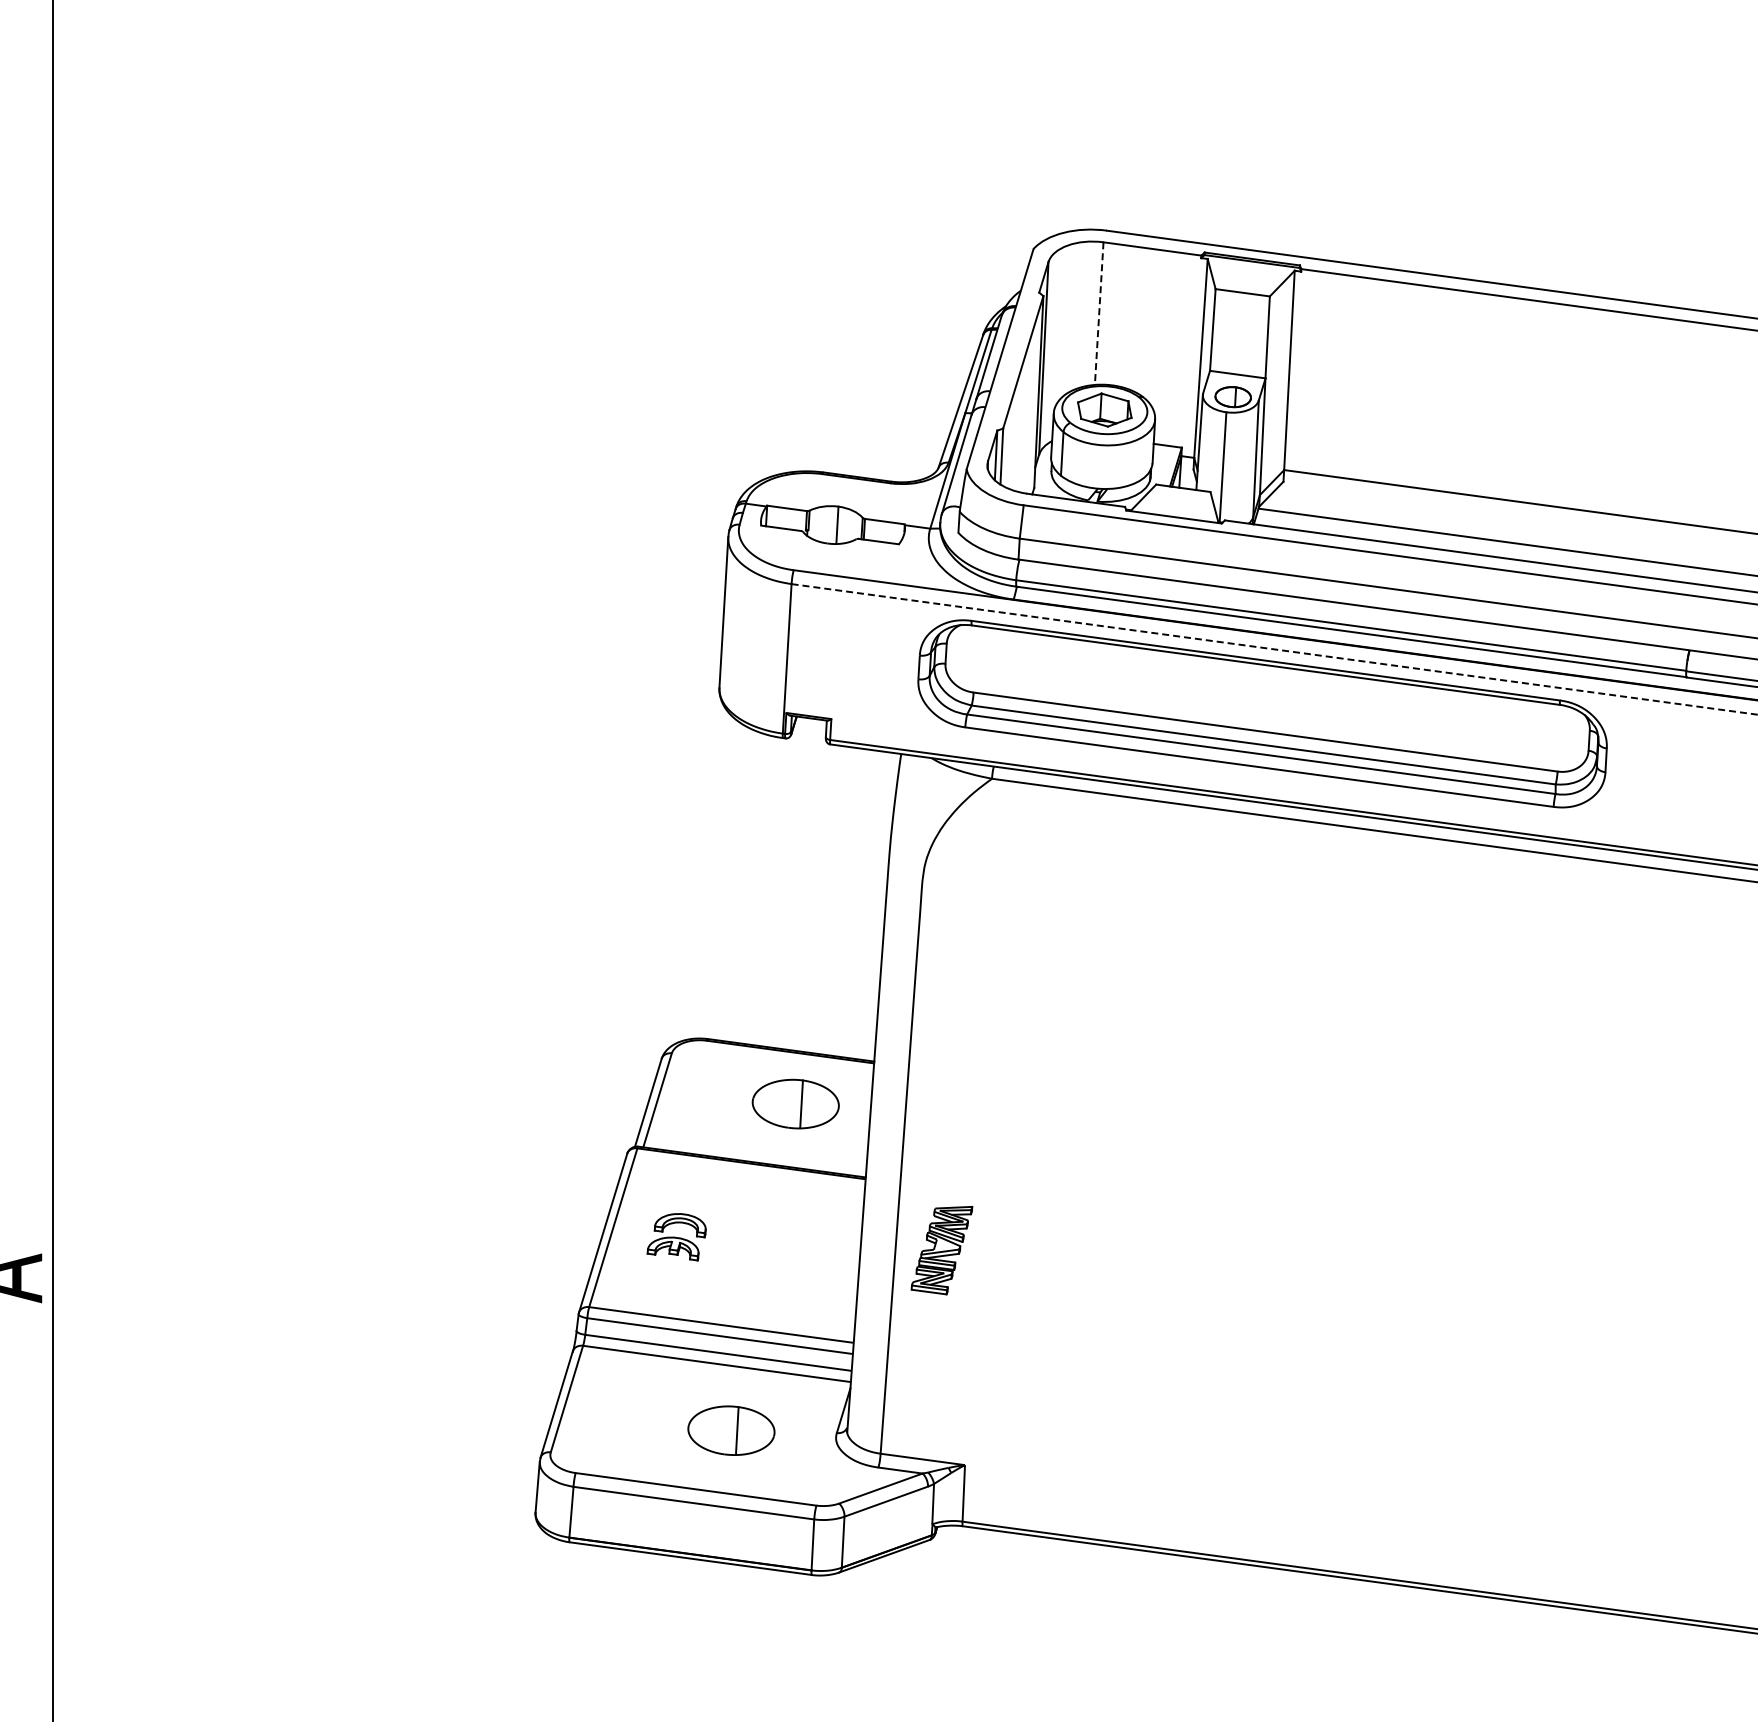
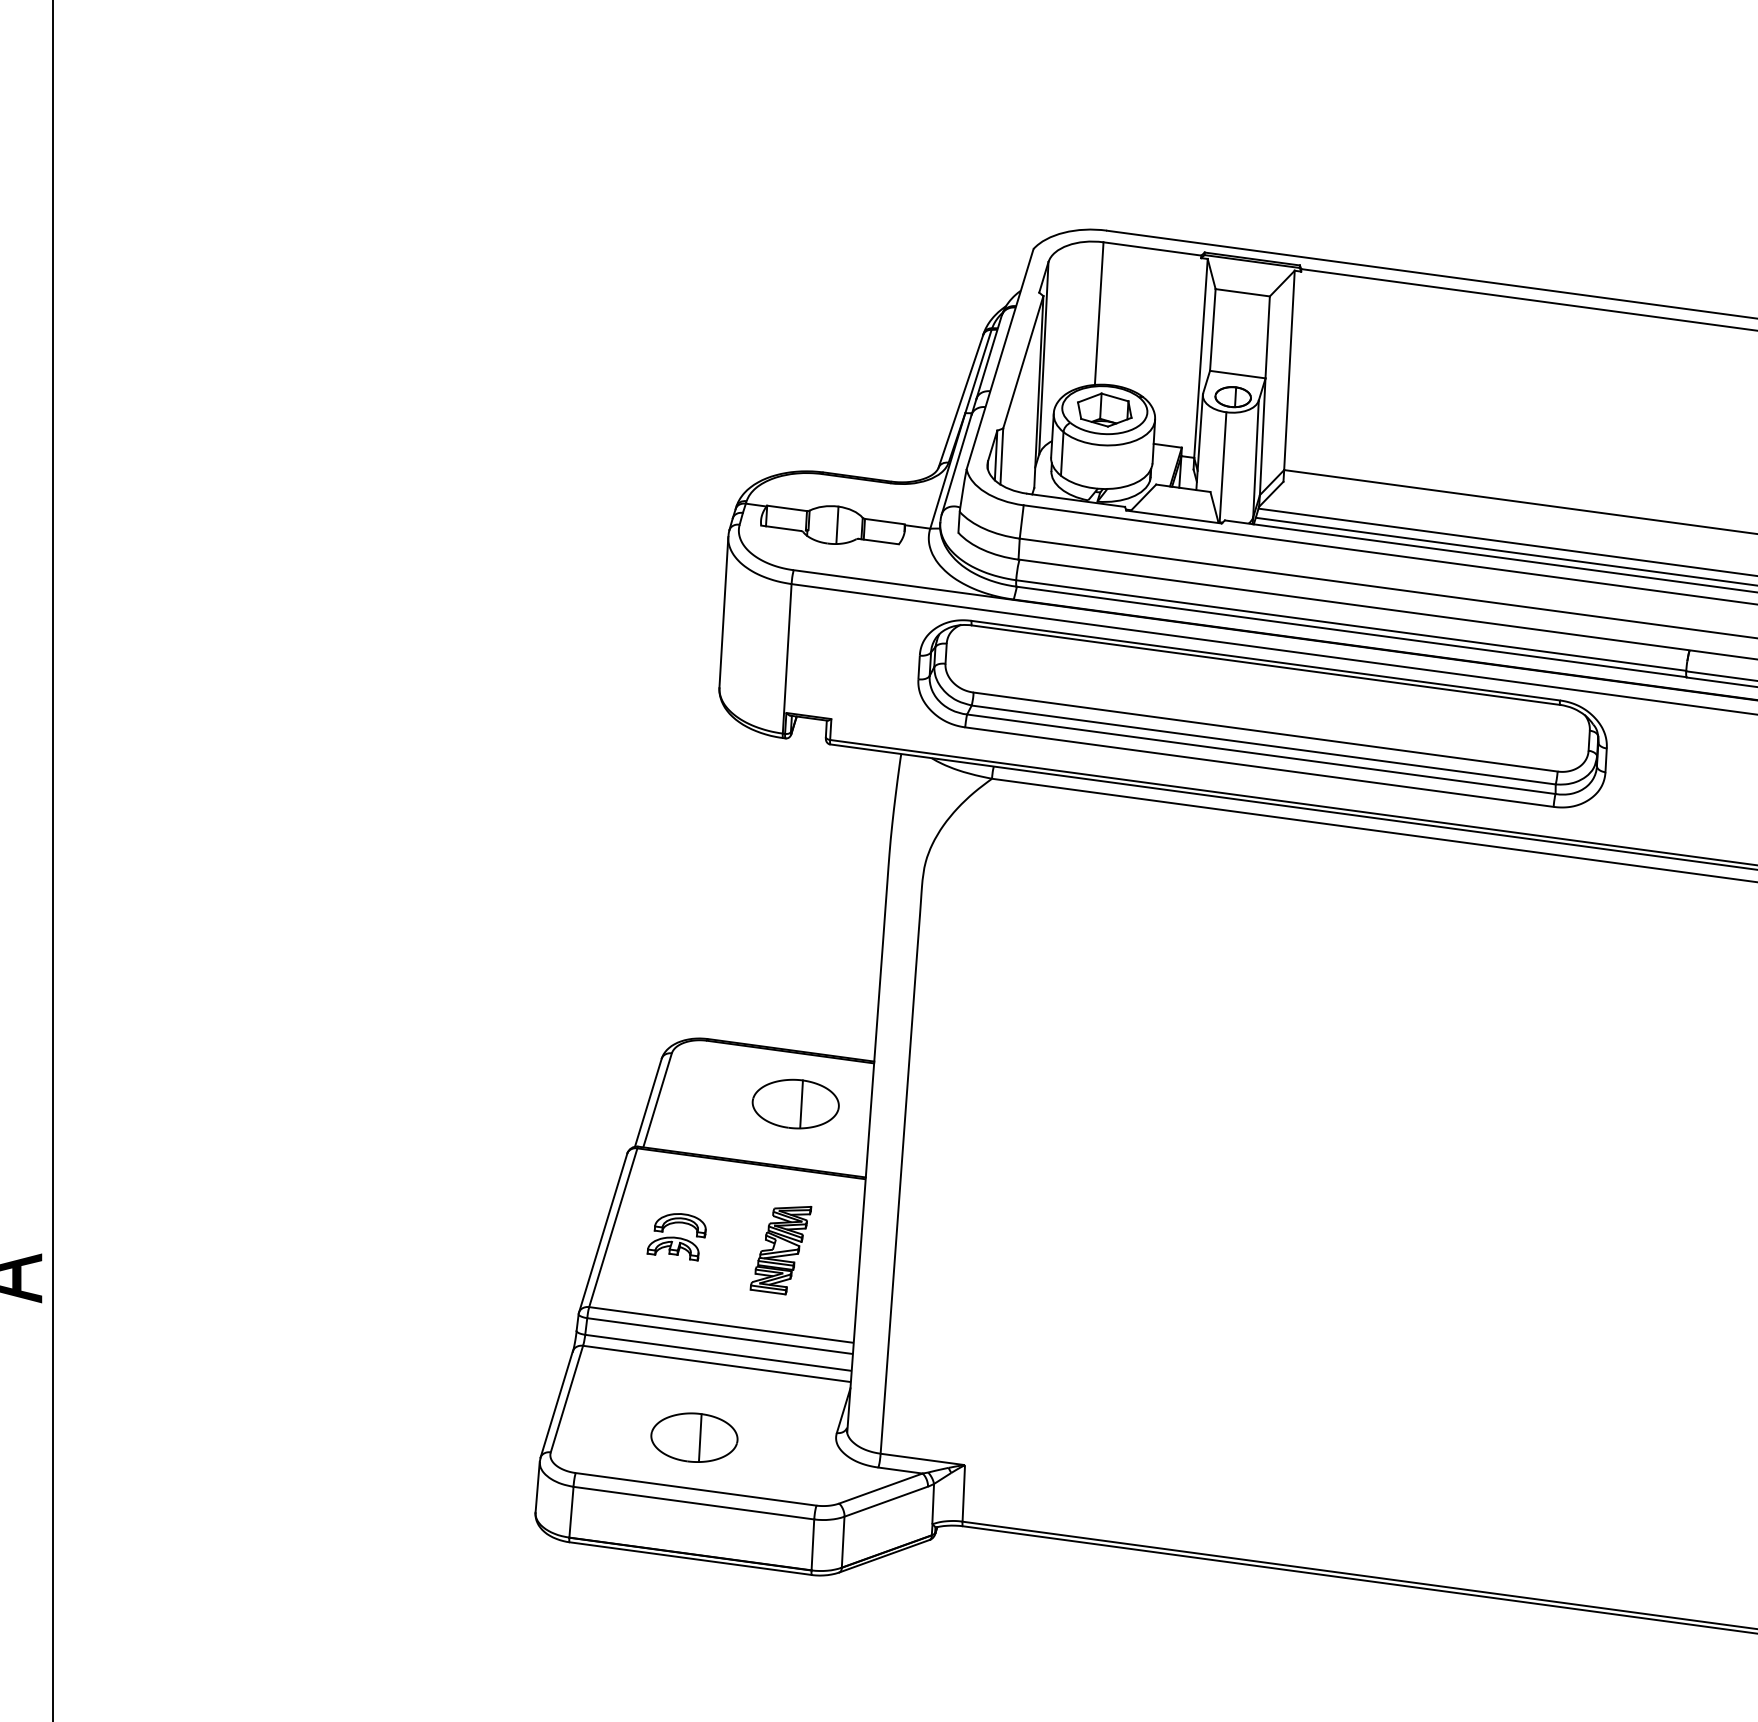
line: dashed -> solid (1099, 313)
line: none -> present (1504, 551)
line: dashed -> solid (1275, 649)
part position: (941, 1250) -> (780, 1250) (780, 1250)
part position: (731, 1430) -> (694, 1437) (694, 1437)
